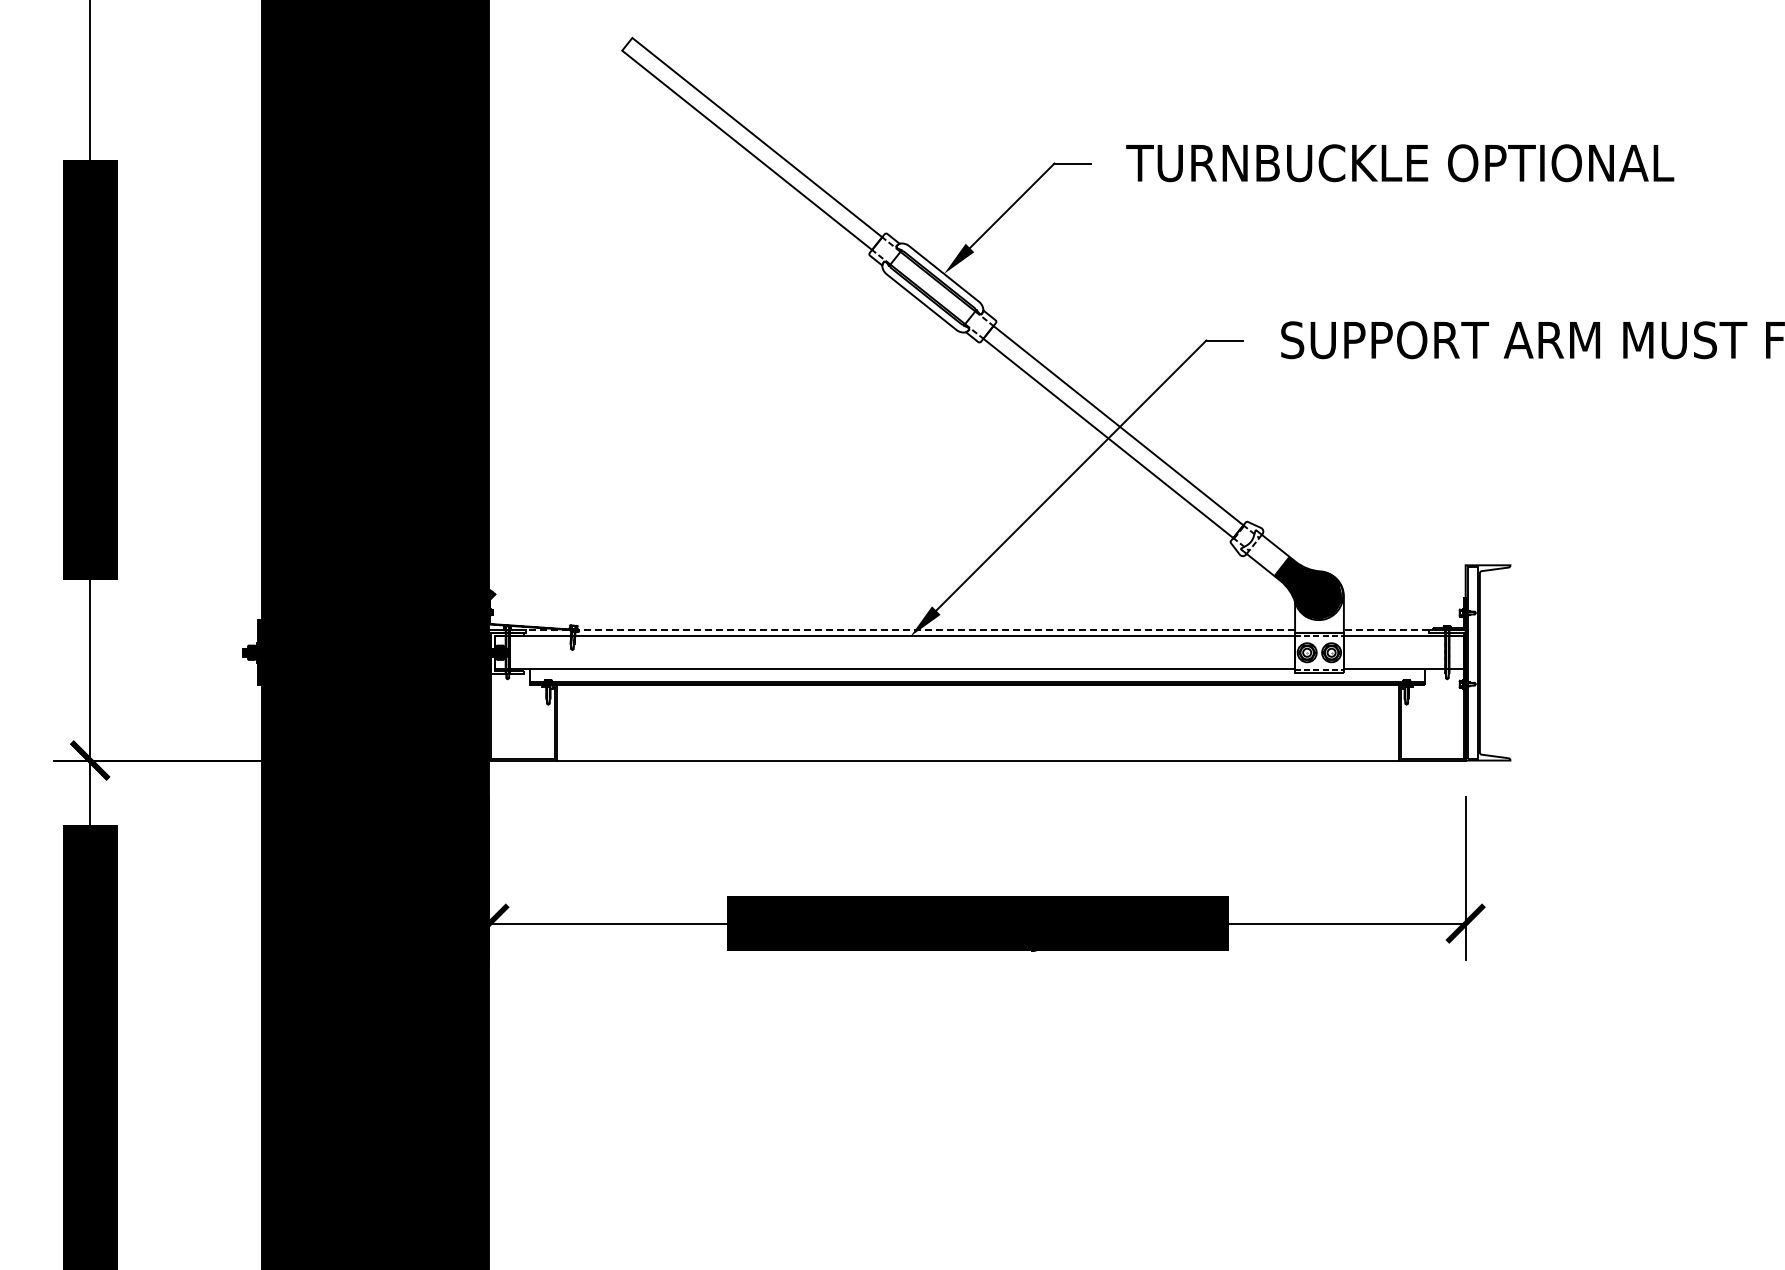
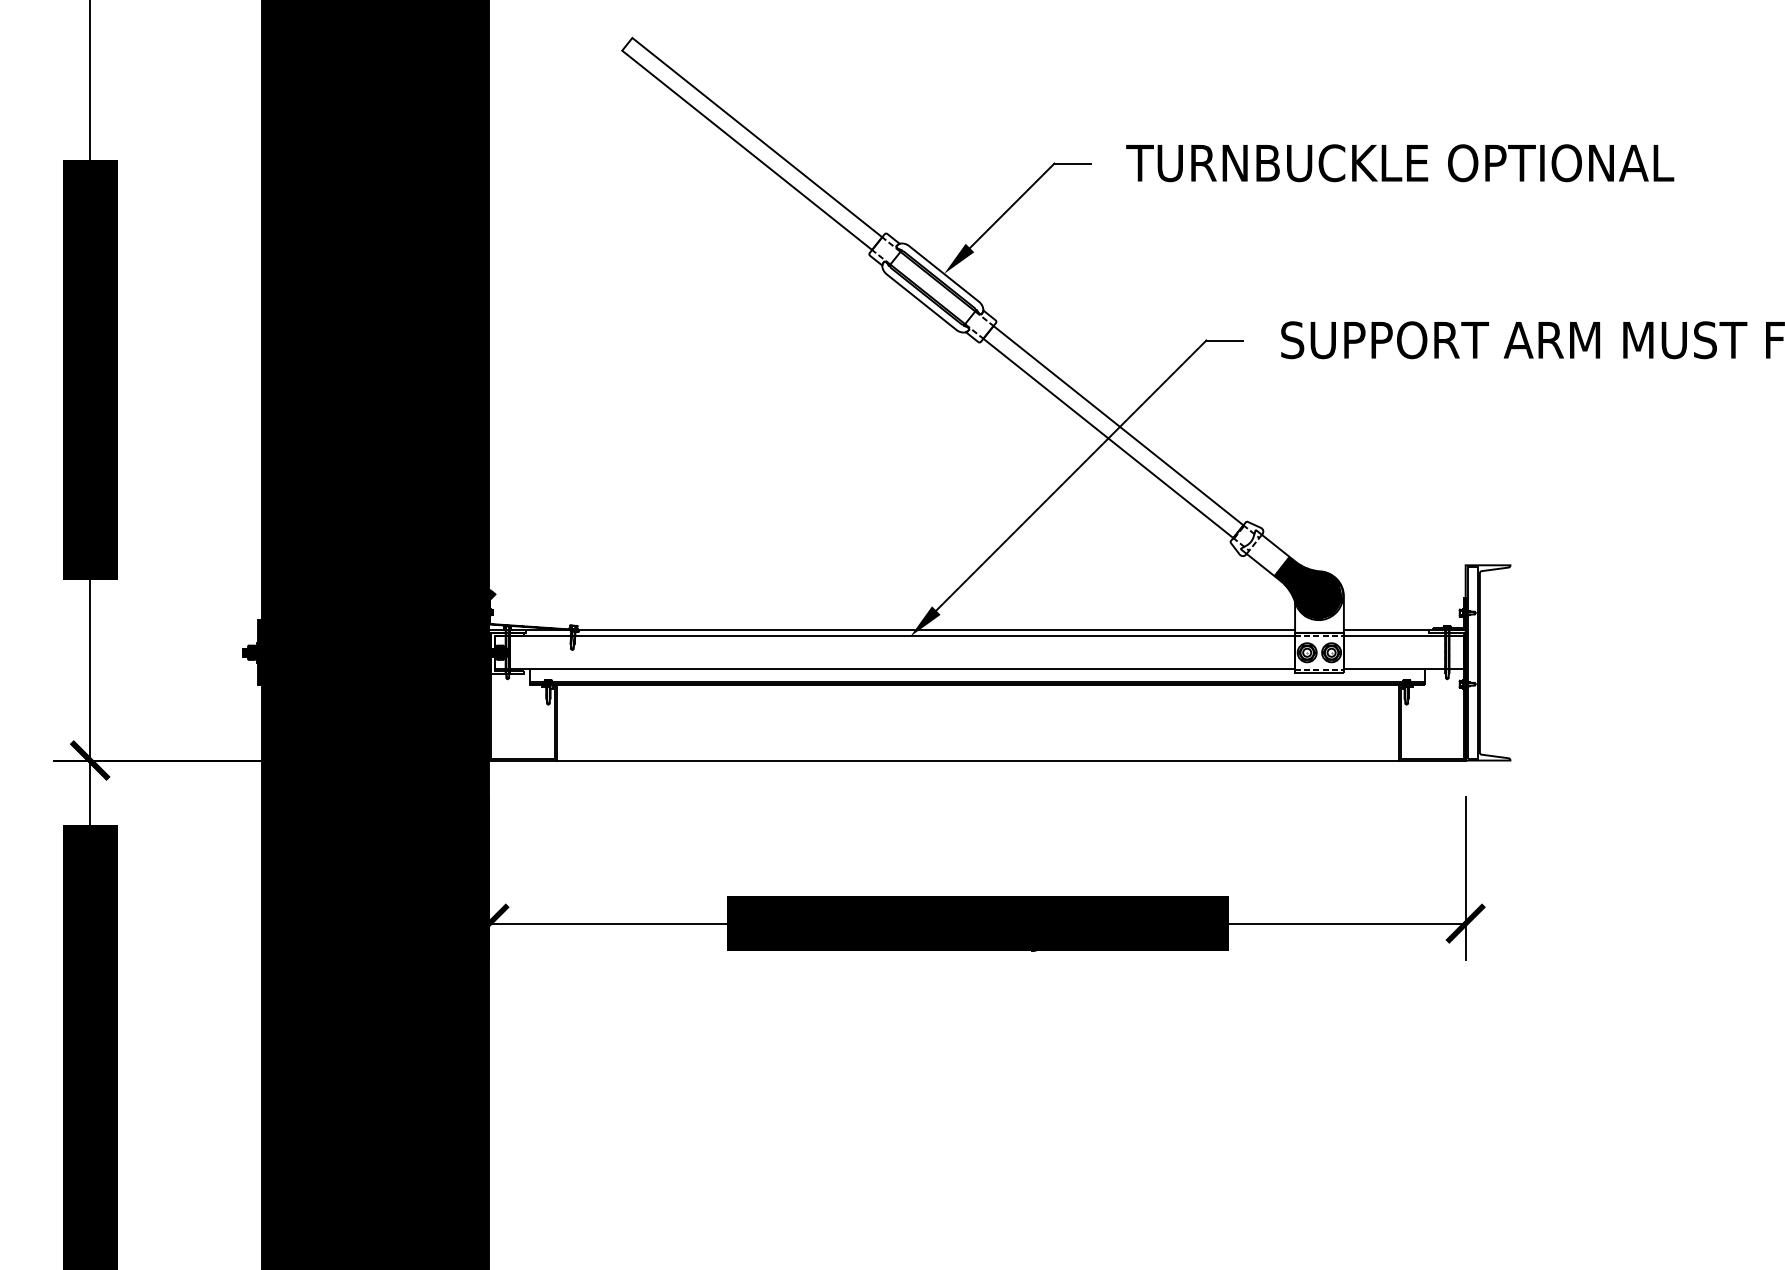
line: dashed -> solid (910, 630)
line: dashed -> solid (1386, 630)
